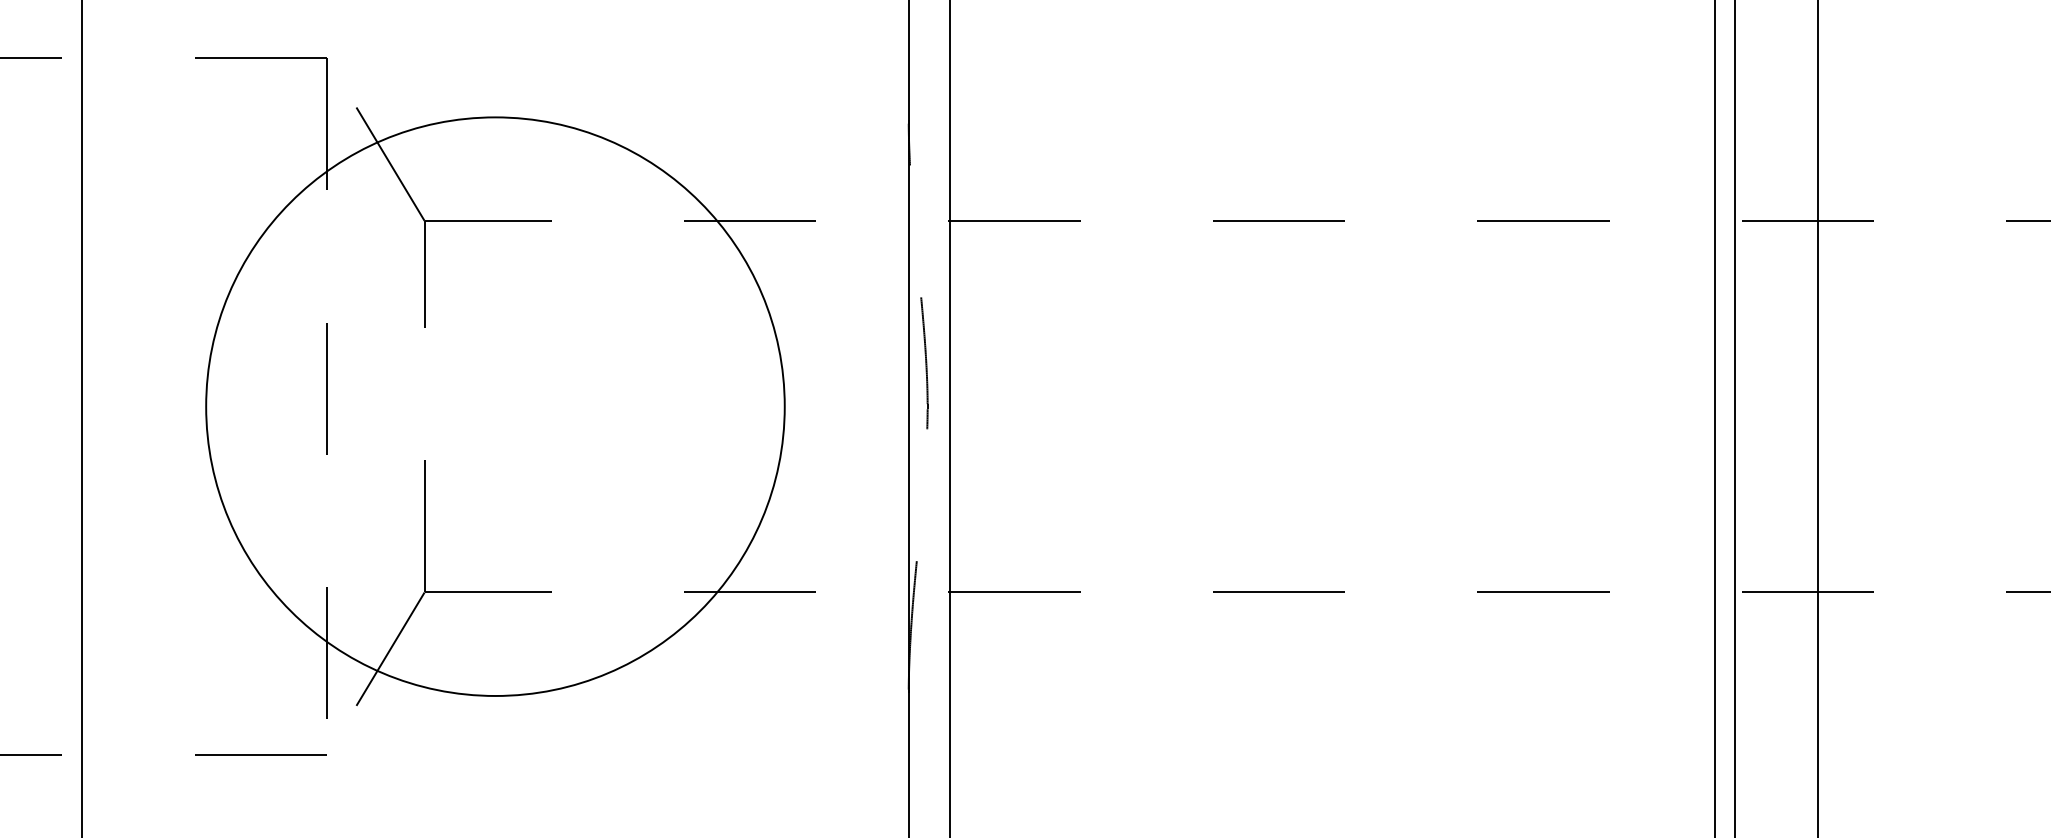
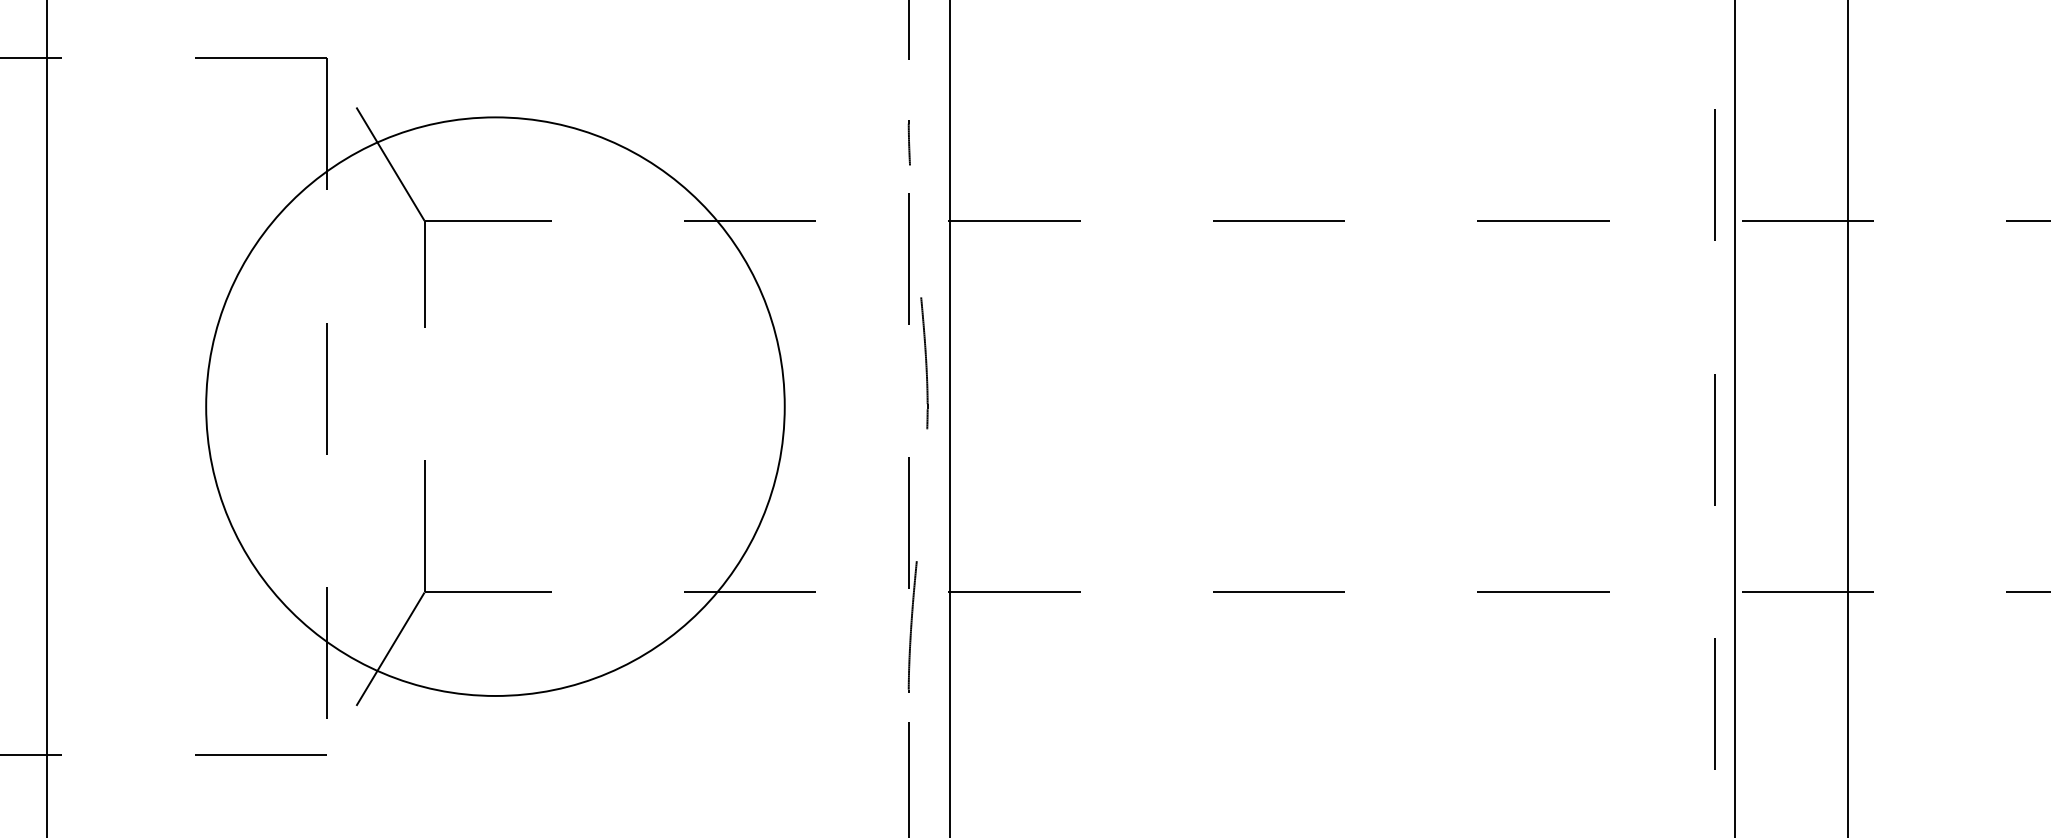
line position: (82, 418) -> (47, 418) (47, 418)
line: solid -> dashed (1714, 418)
line position: (1817, 418) -> (1847, 418) (1847, 418)
line: solid -> dashed (908, 419)
